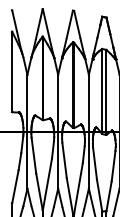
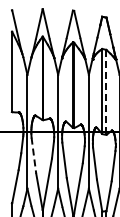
line: solid -> dashed (106, 92)
line: solid -> dashed (33, 156)
